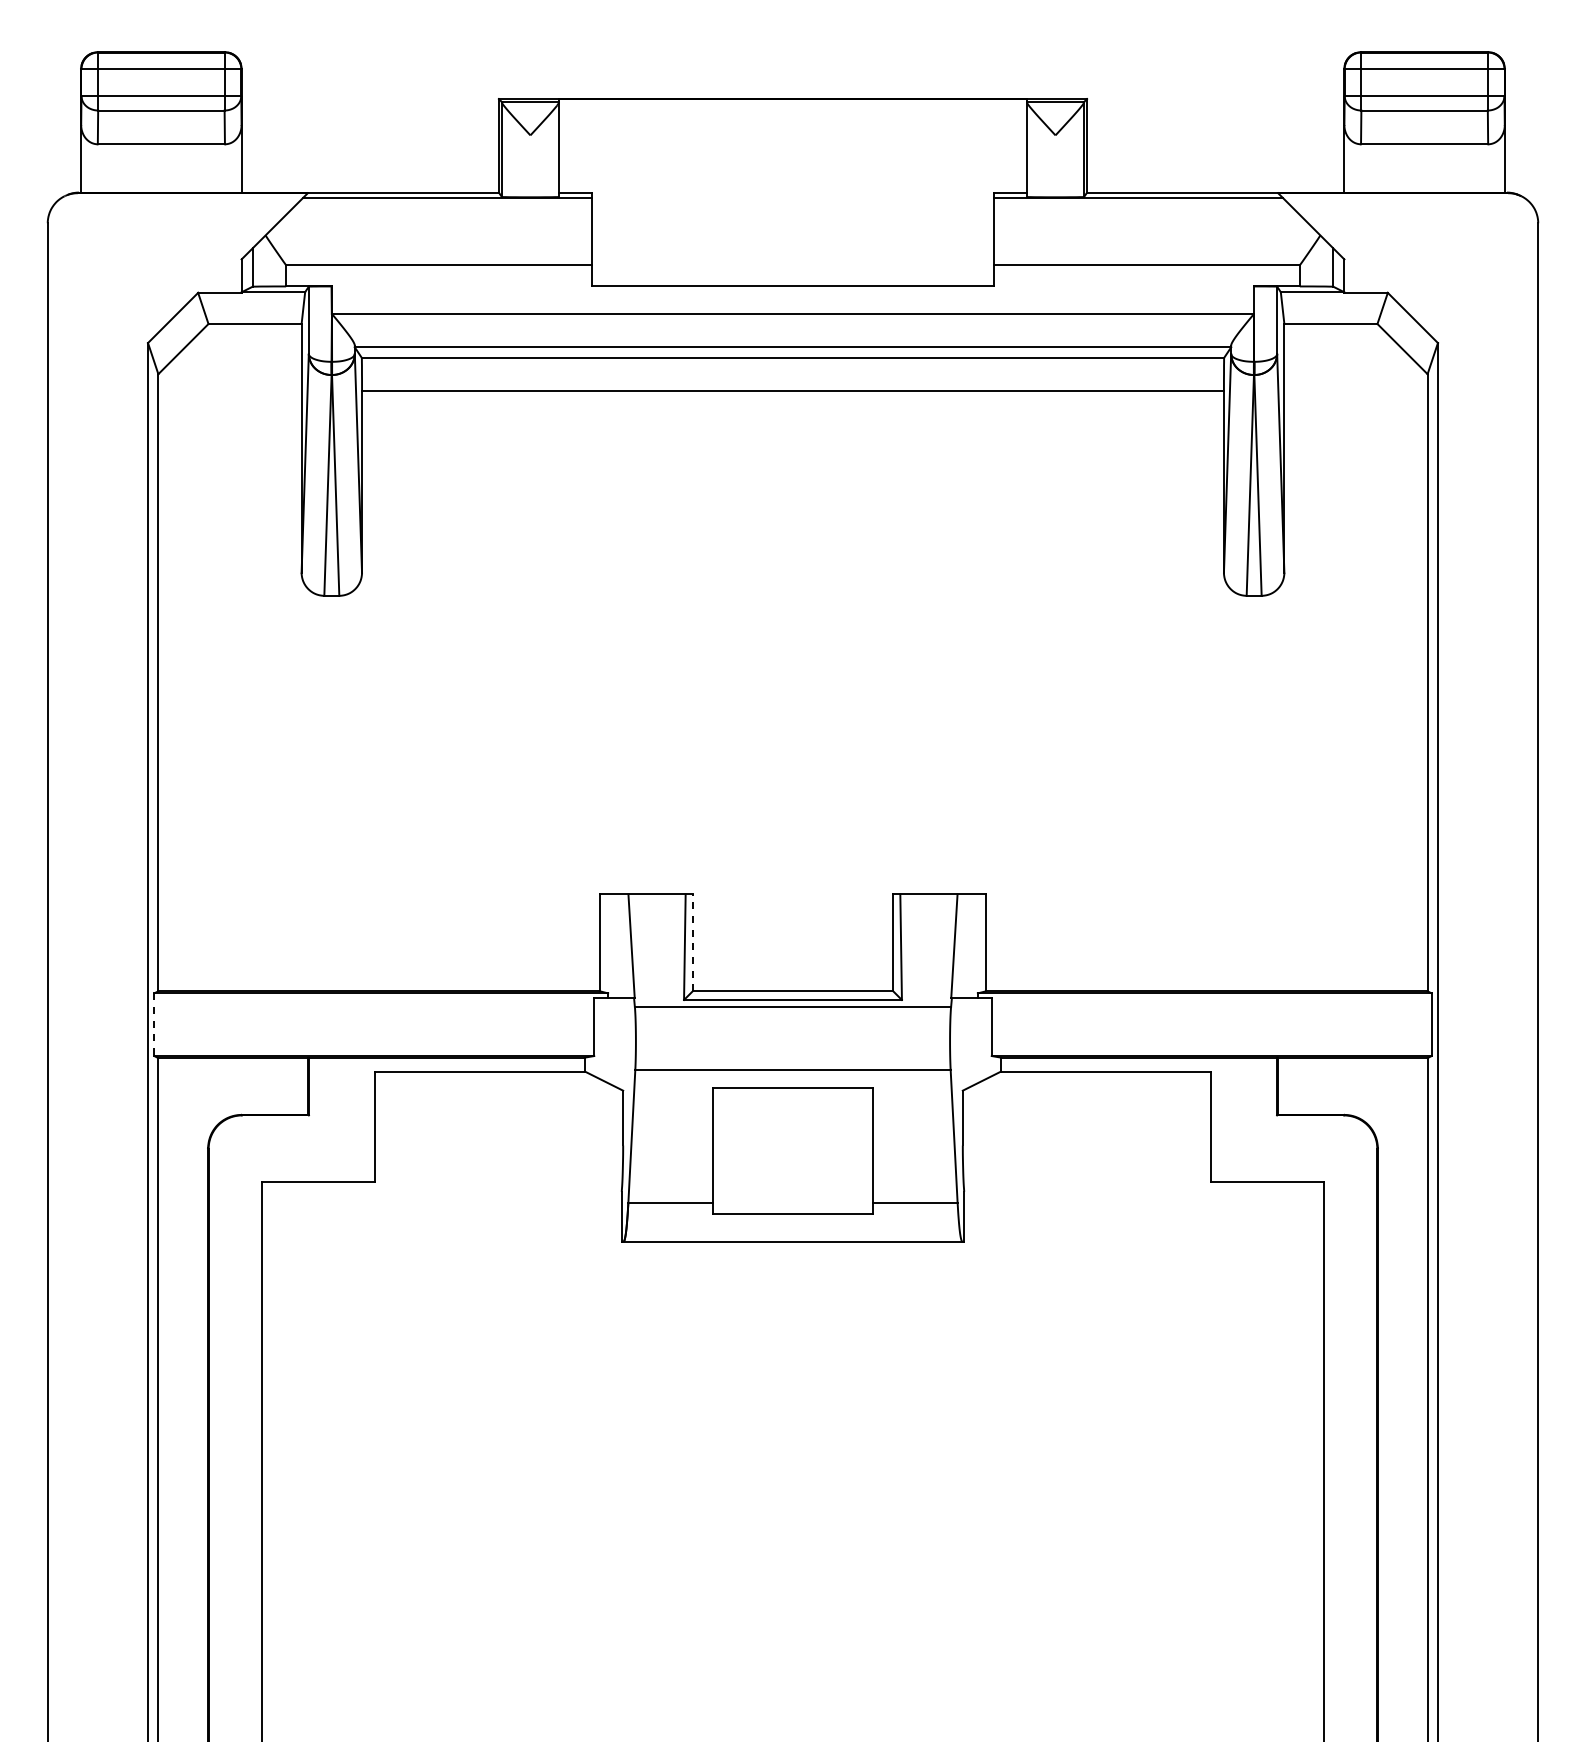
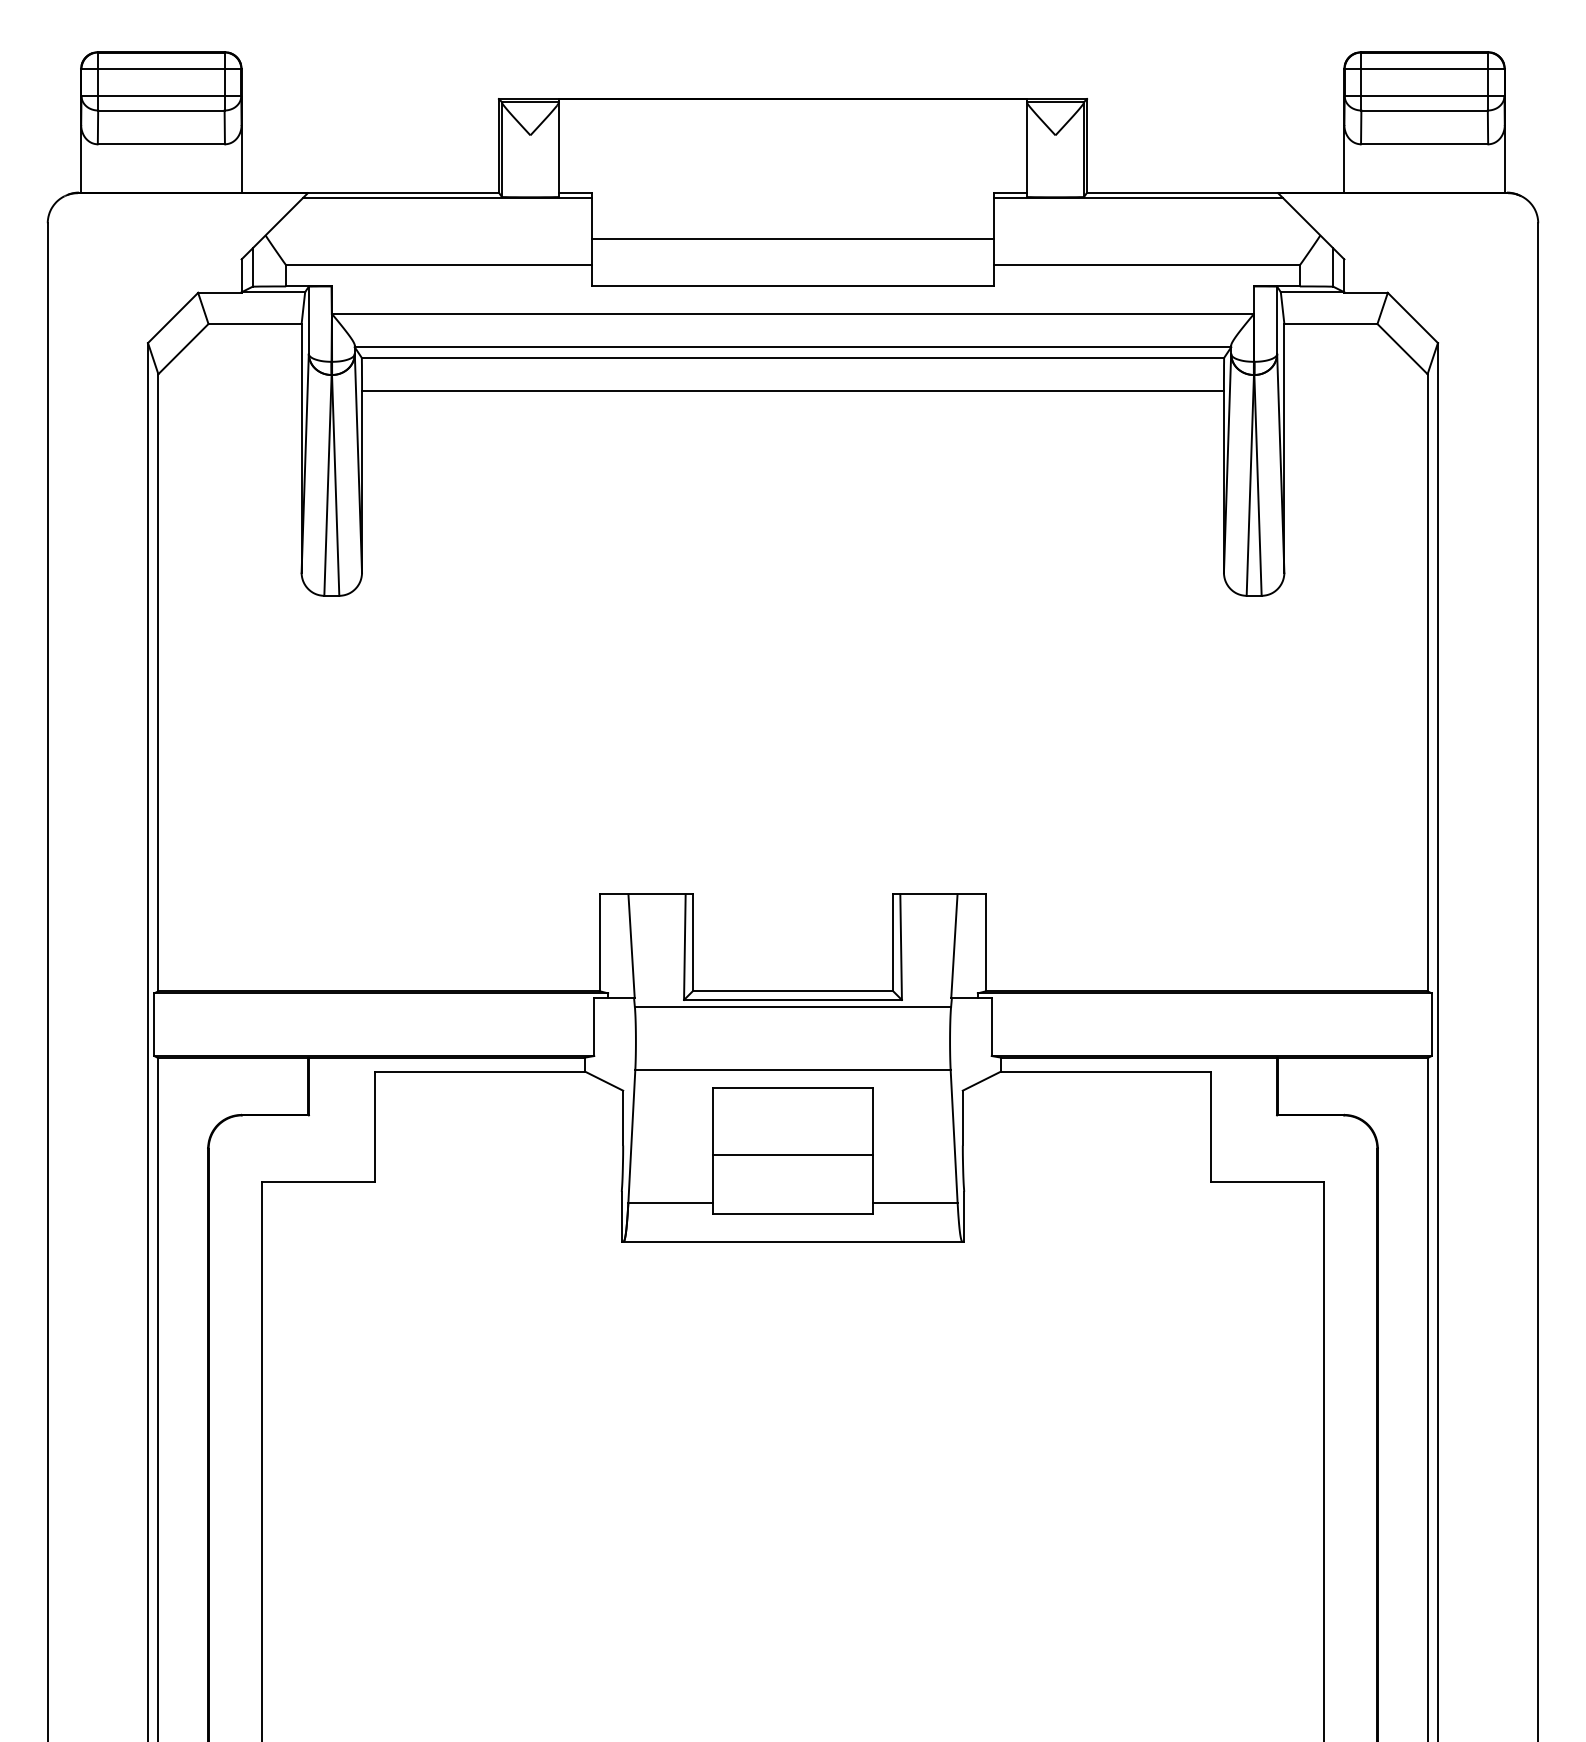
line: none -> present (792, 239)
line: dashed -> solid (692, 942)
line: dashed -> solid (154, 1025)
line: none -> present (792, 1155)
